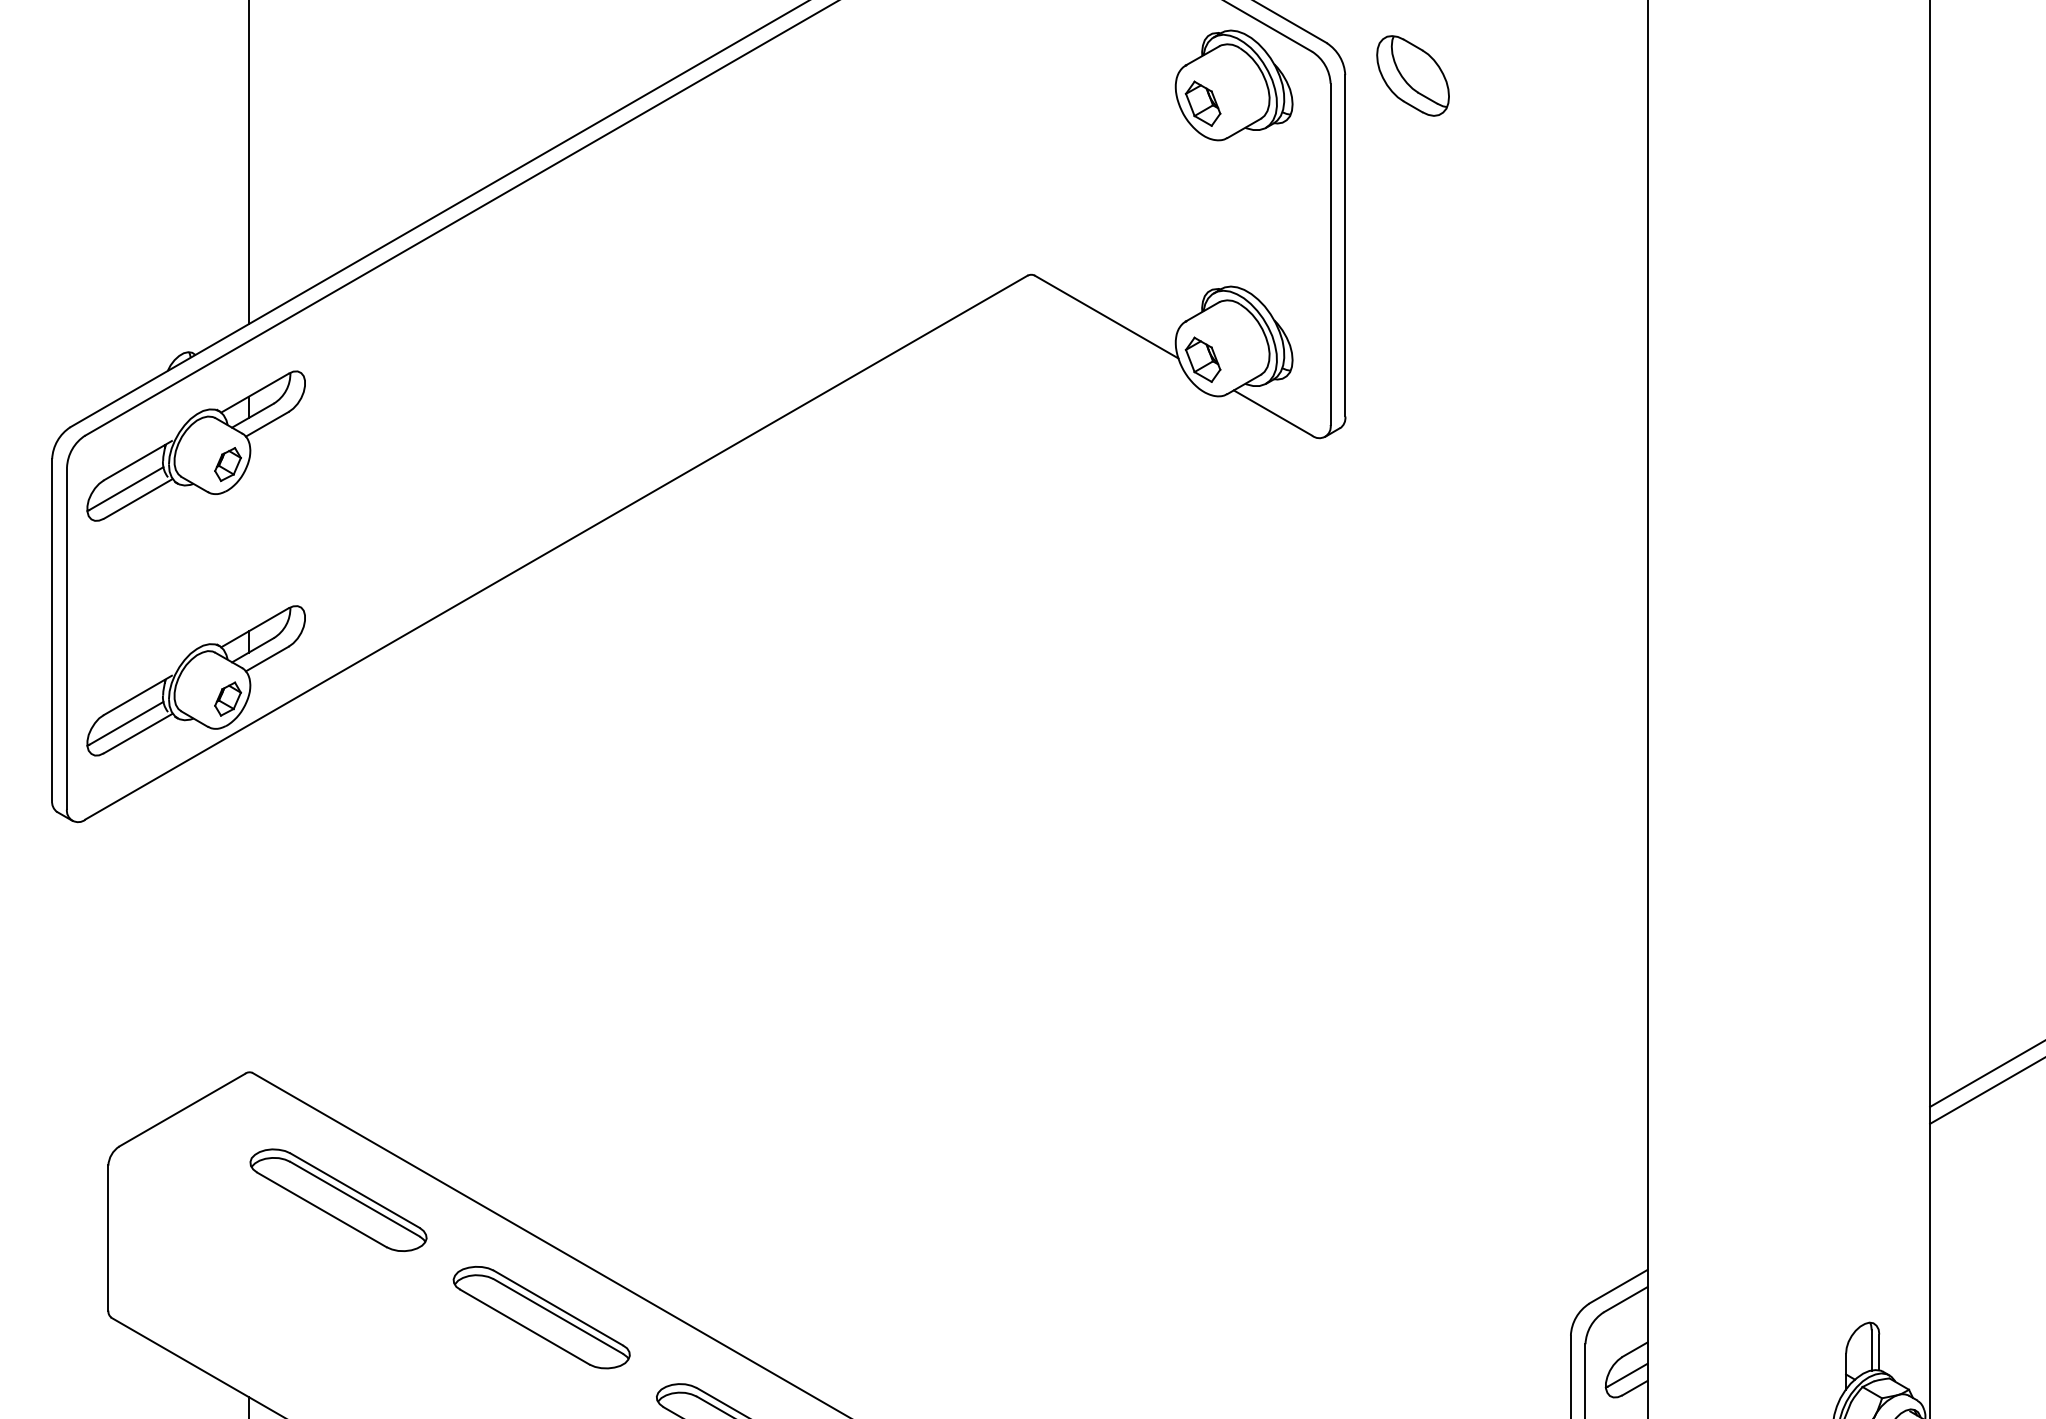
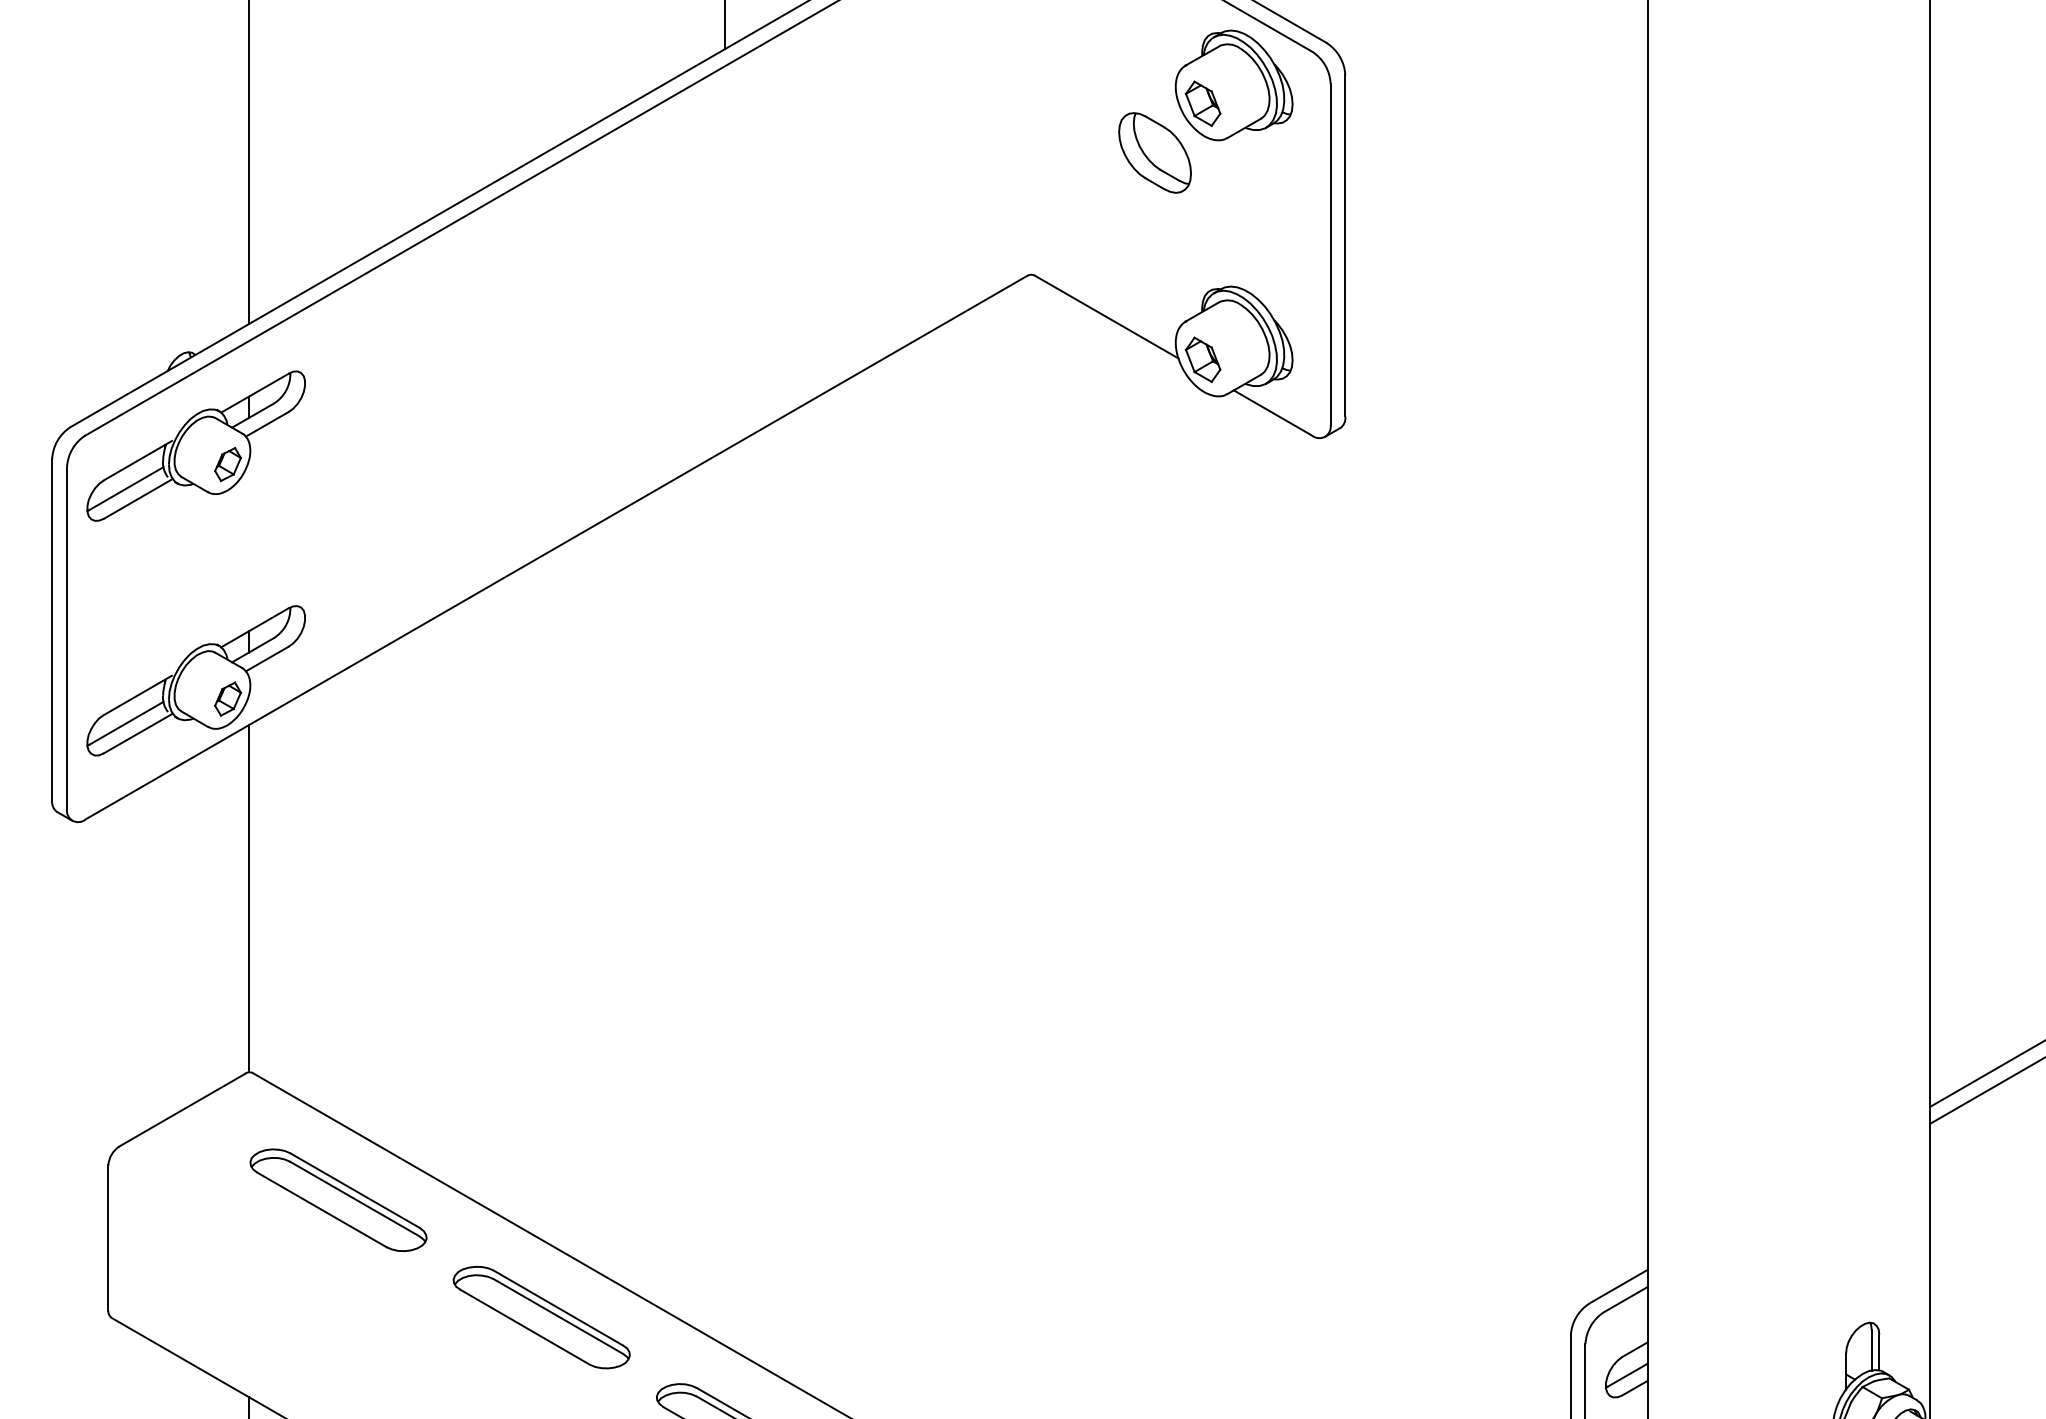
line: none -> present (724, 25)
part position: (1412, 75) -> (1154, 152) (1154, 152)
line: none -> present (248, 898)
